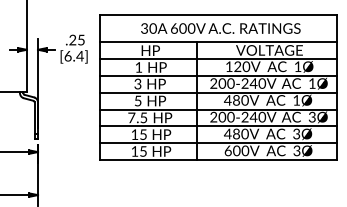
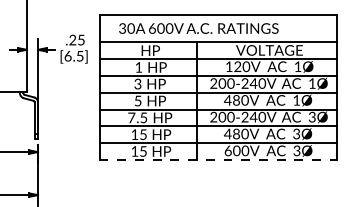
text position: (220, 28) -> (198, 28) (198, 28)
text: [6.4] -> [6.5] (79, 56)
line: solid -> dashed (218, 160)
